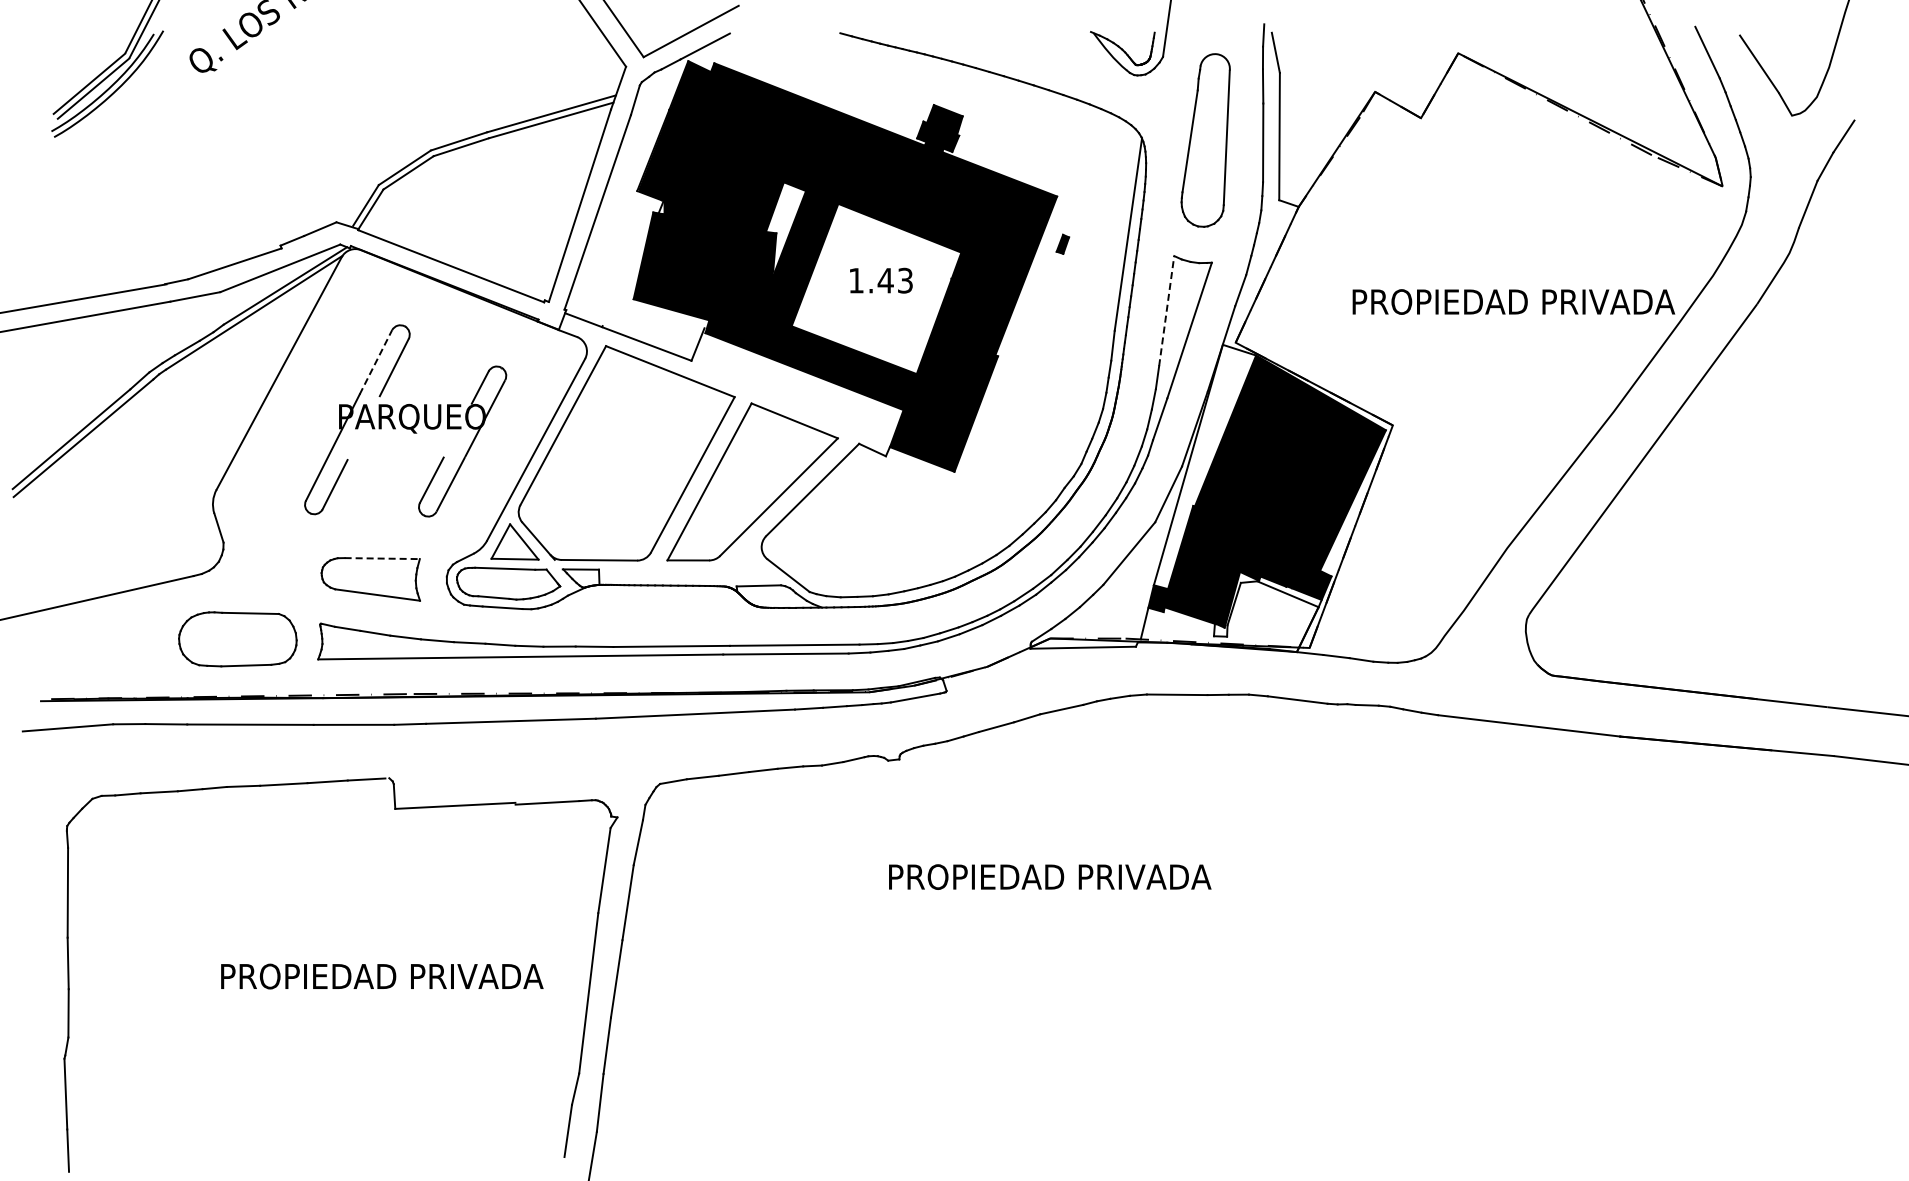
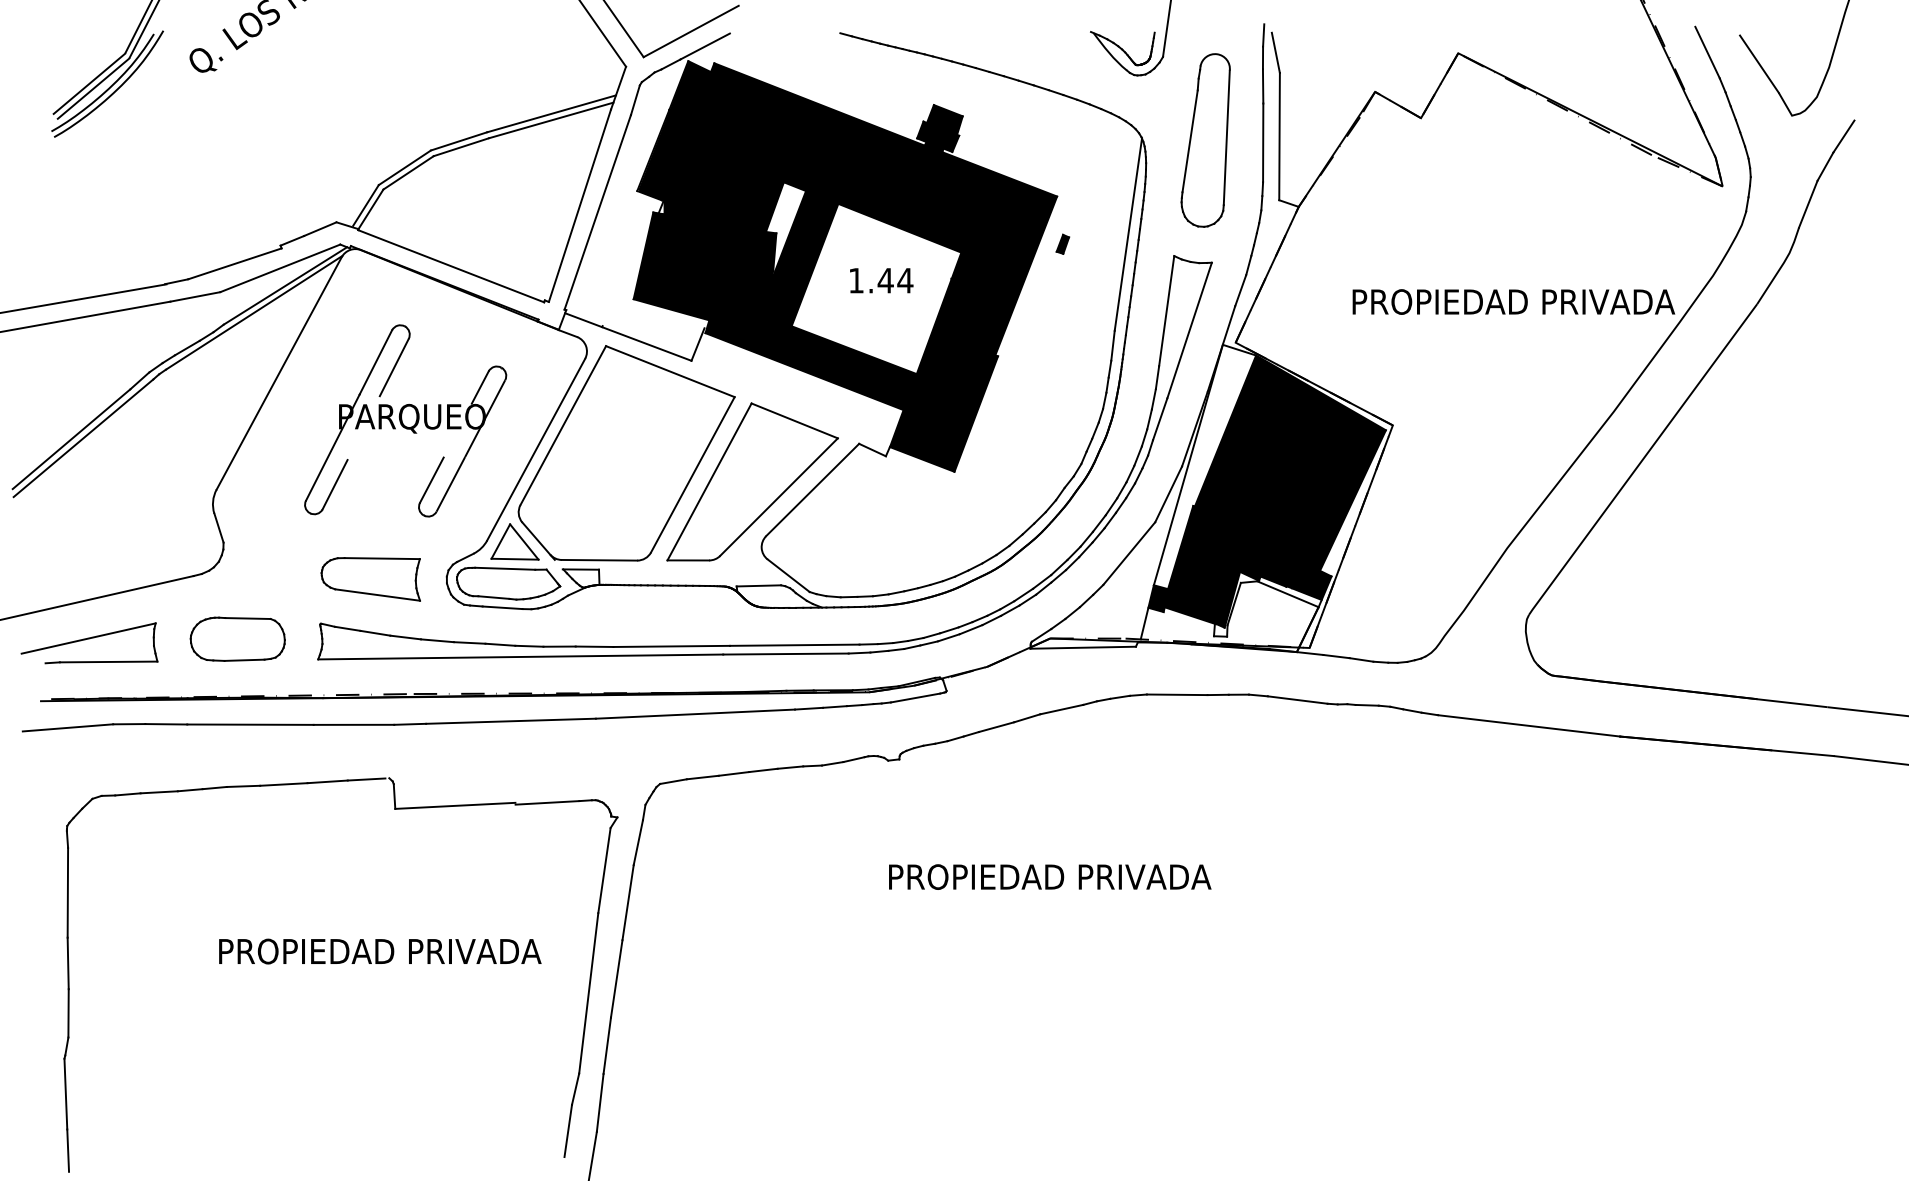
text: 1.43 -> 1.44 (905, 280)
line: dashed -> solid (1166, 311)
line: dashed -> solid (376, 361)
line: dashed -> solid (382, 558)
part size: 120x57 px -> 97x46 px (237, 638)
part: none -> present (89, 643)
text position: (382, 976) -> (380, 951) (380, 951)
